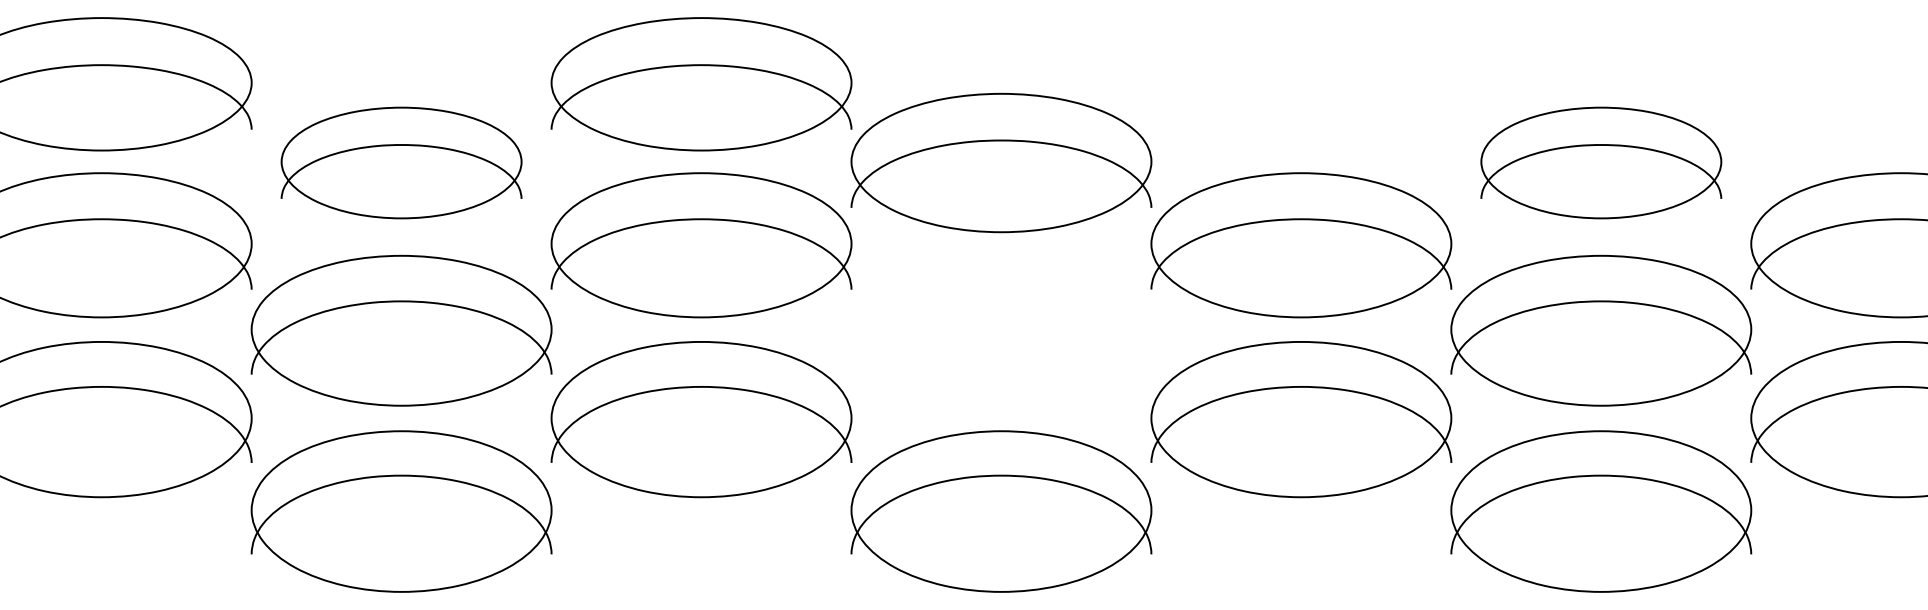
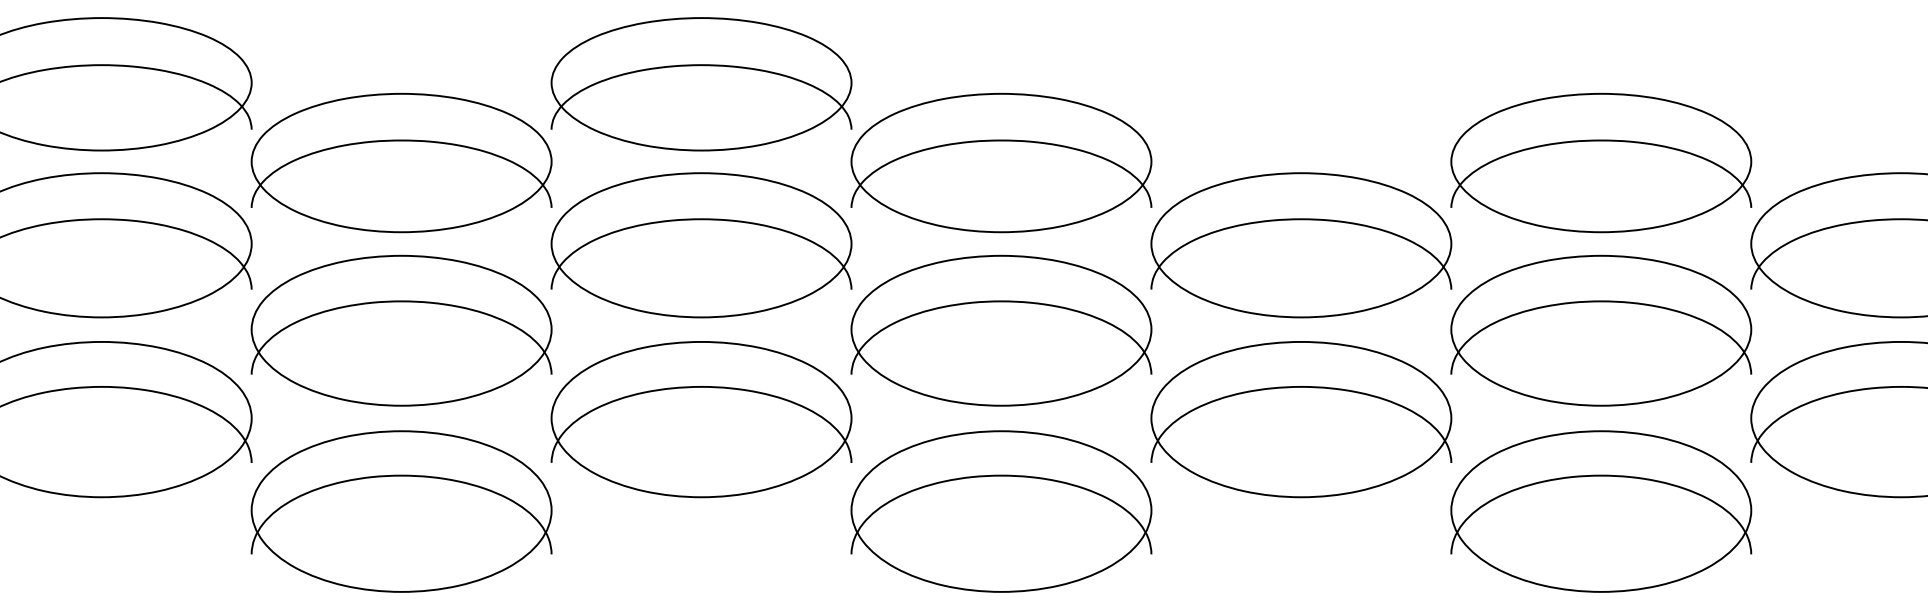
part size: 243x114 px -> 303x142 px (401, 162)
part size: 243x114 px -> 303x142 px (1601, 162)
part: none -> present (1001, 330)
